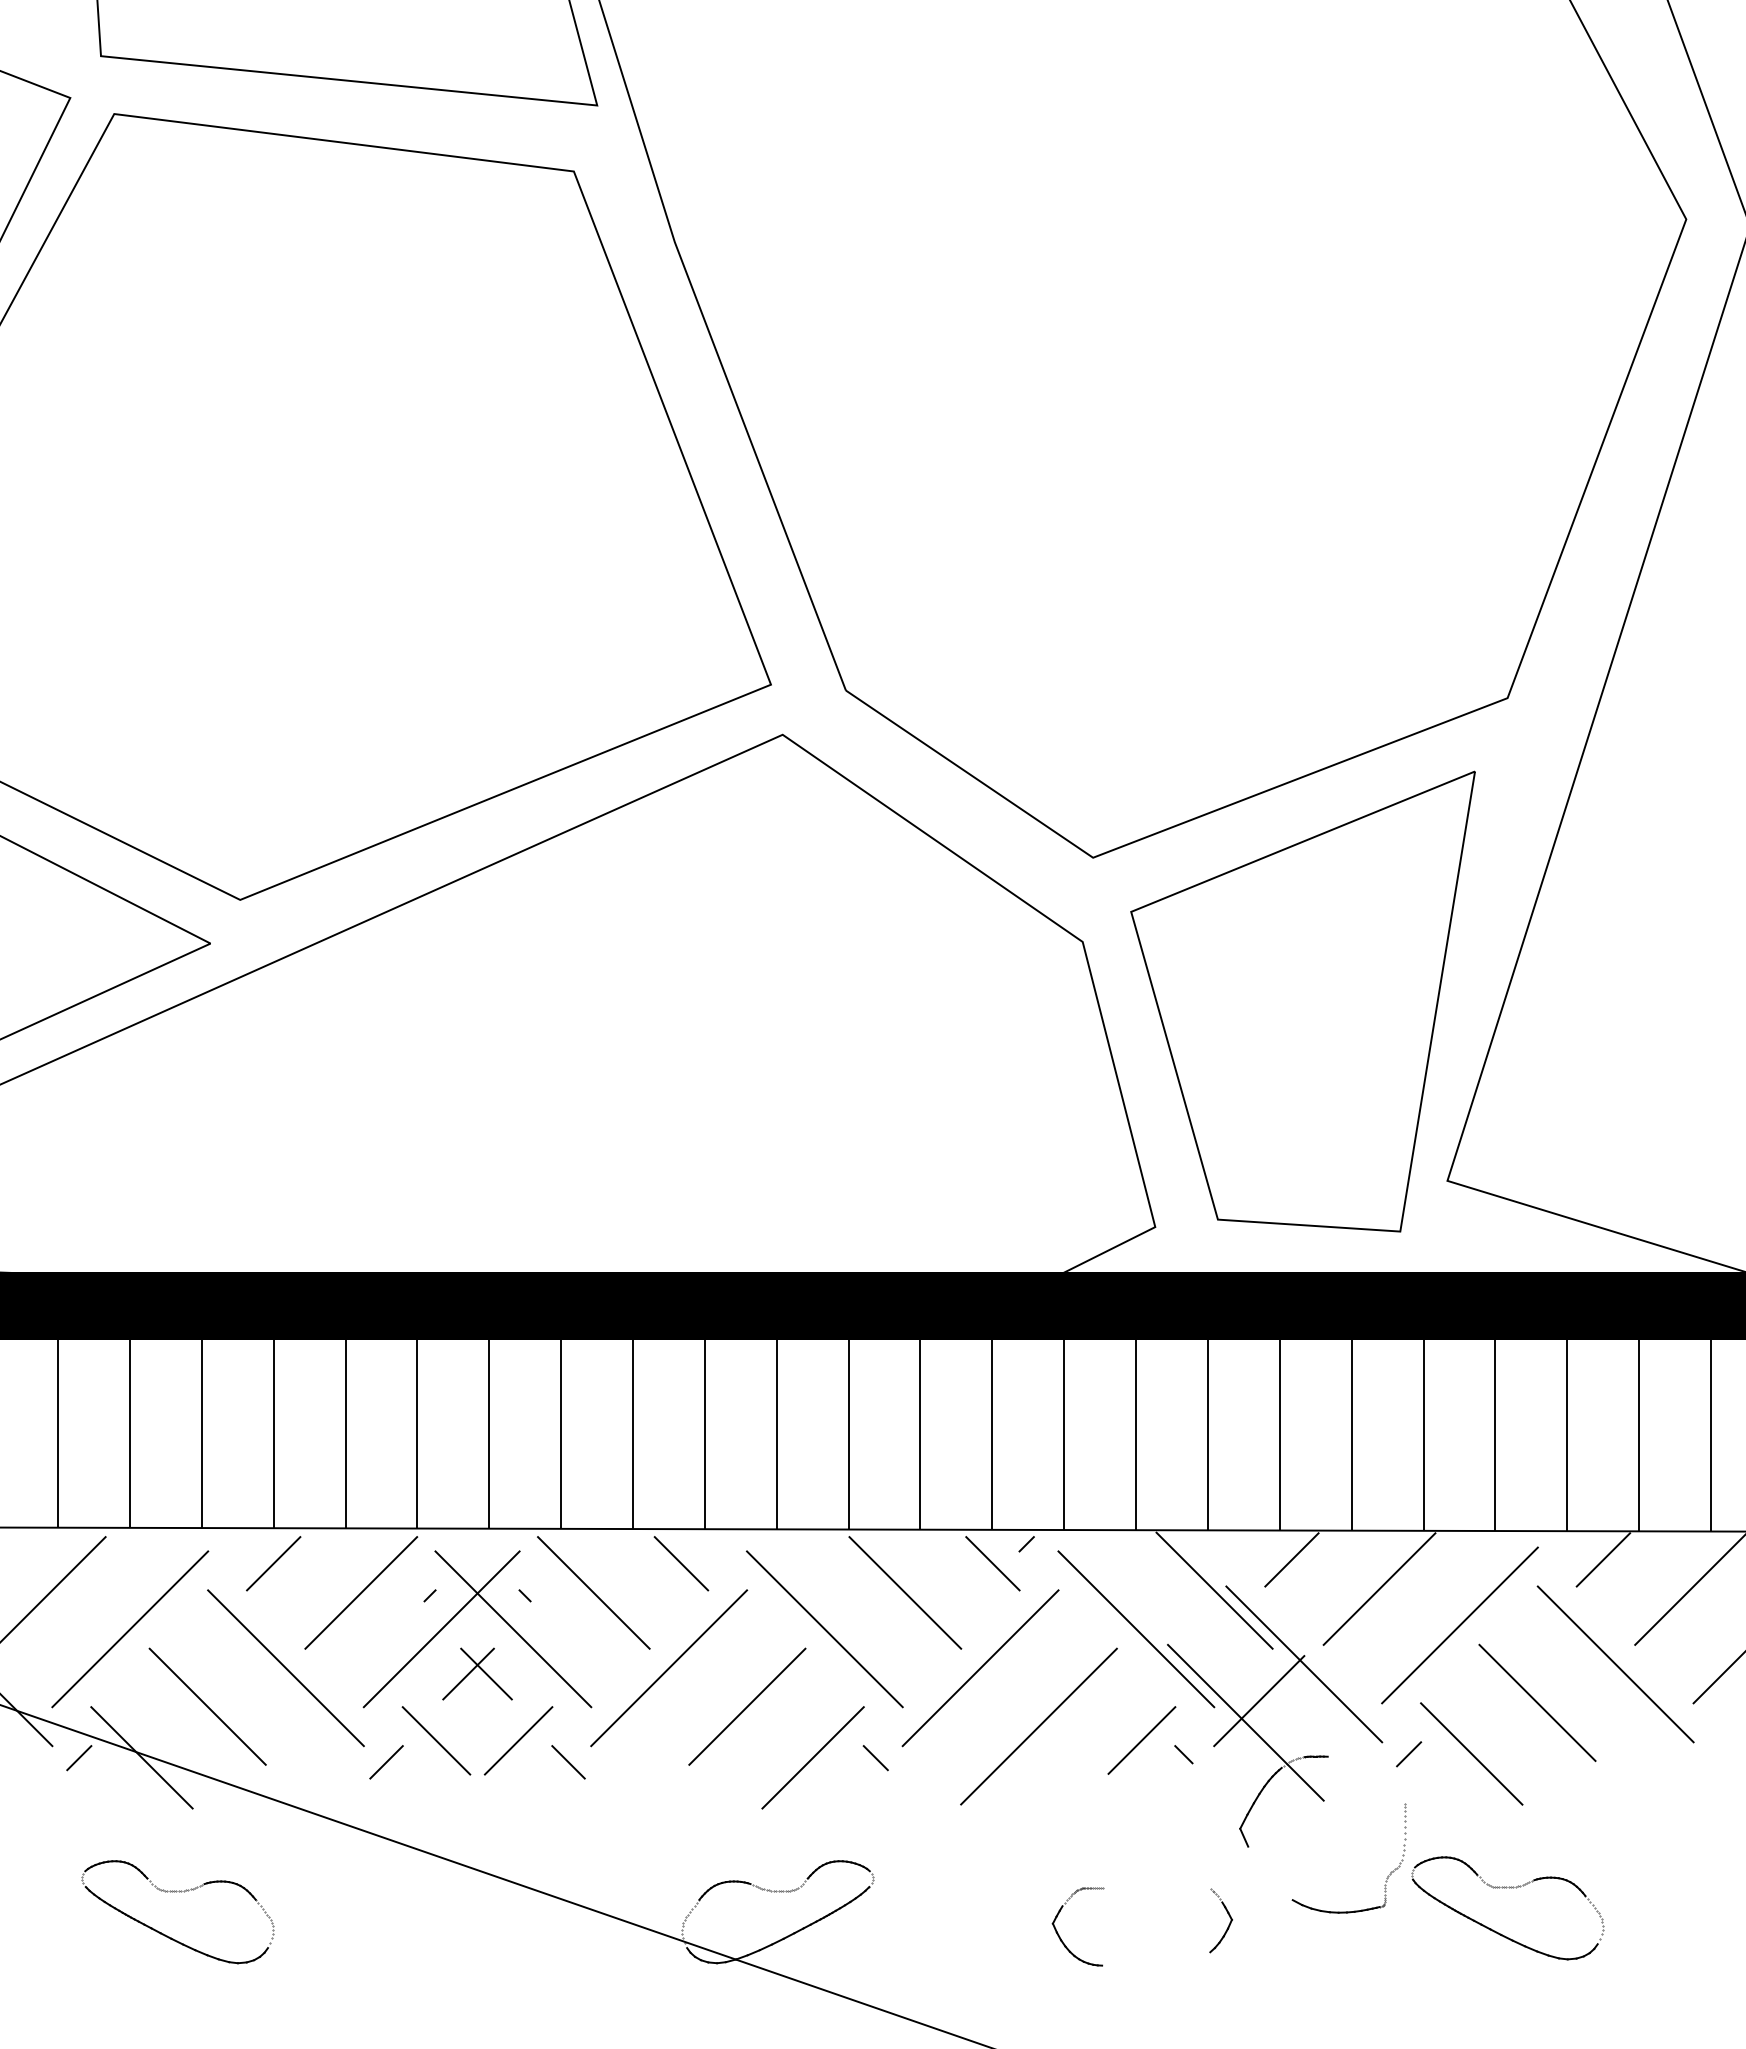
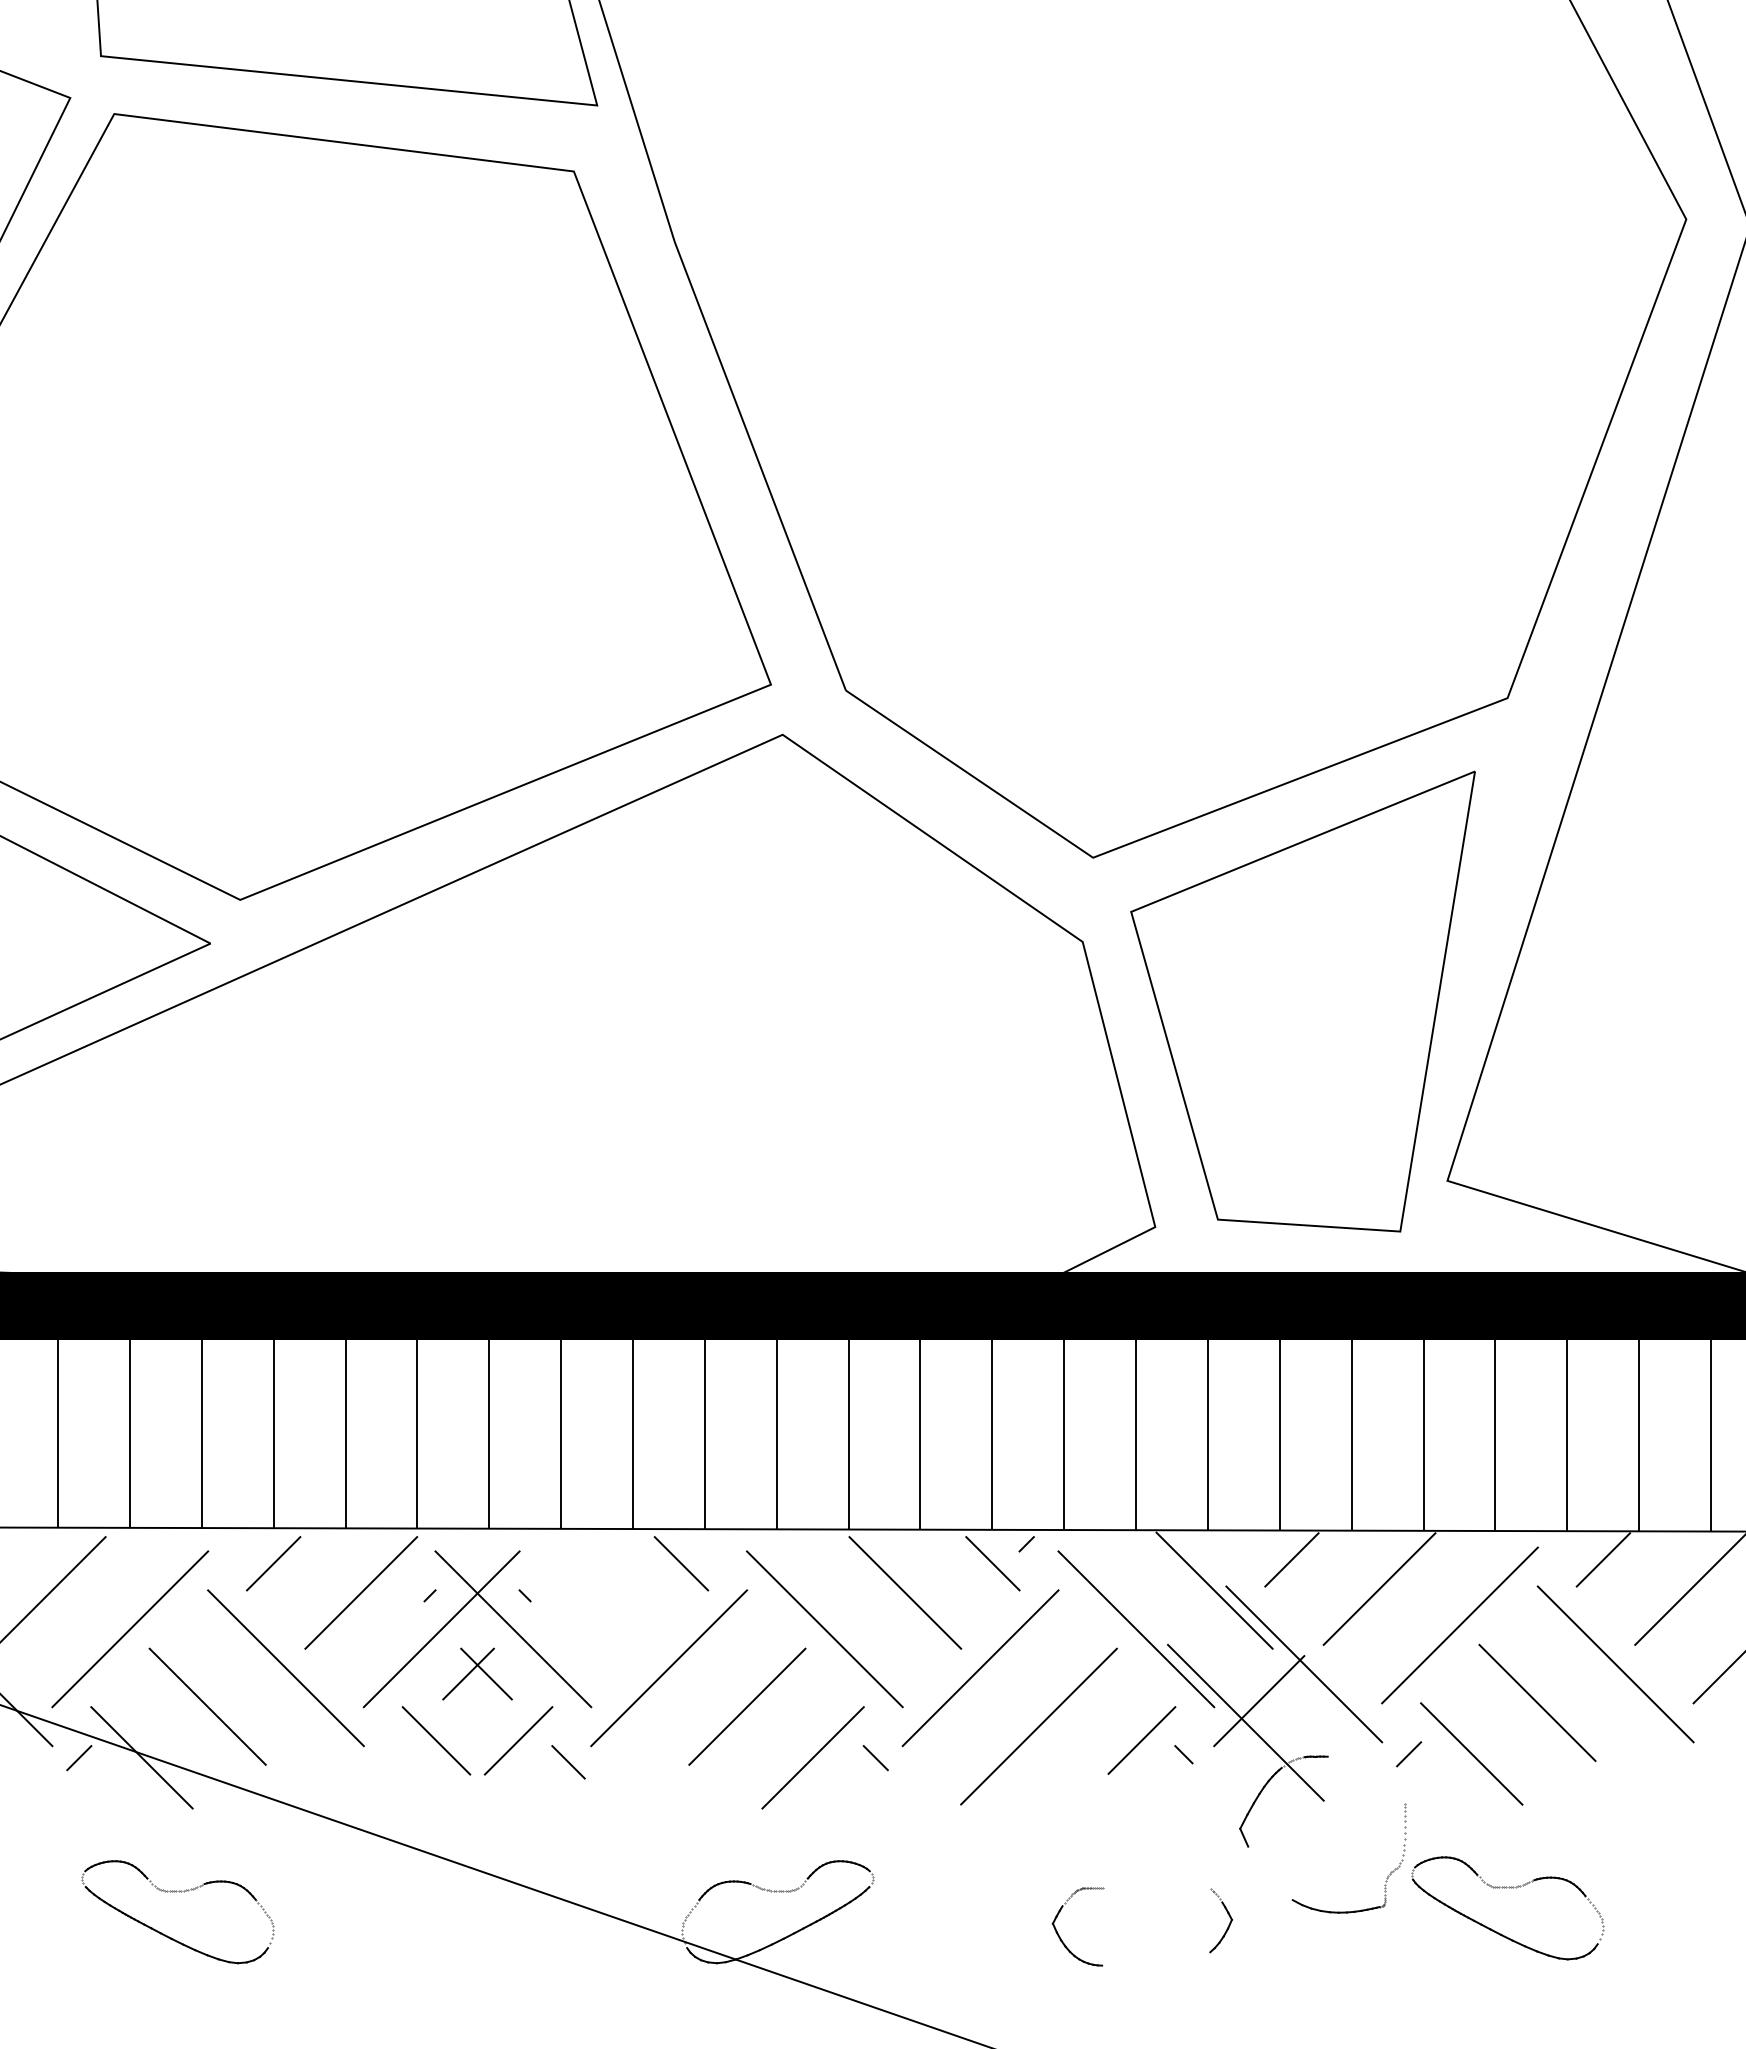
line: present -> none (593, 1592)
line: present -> none (386, 1762)
